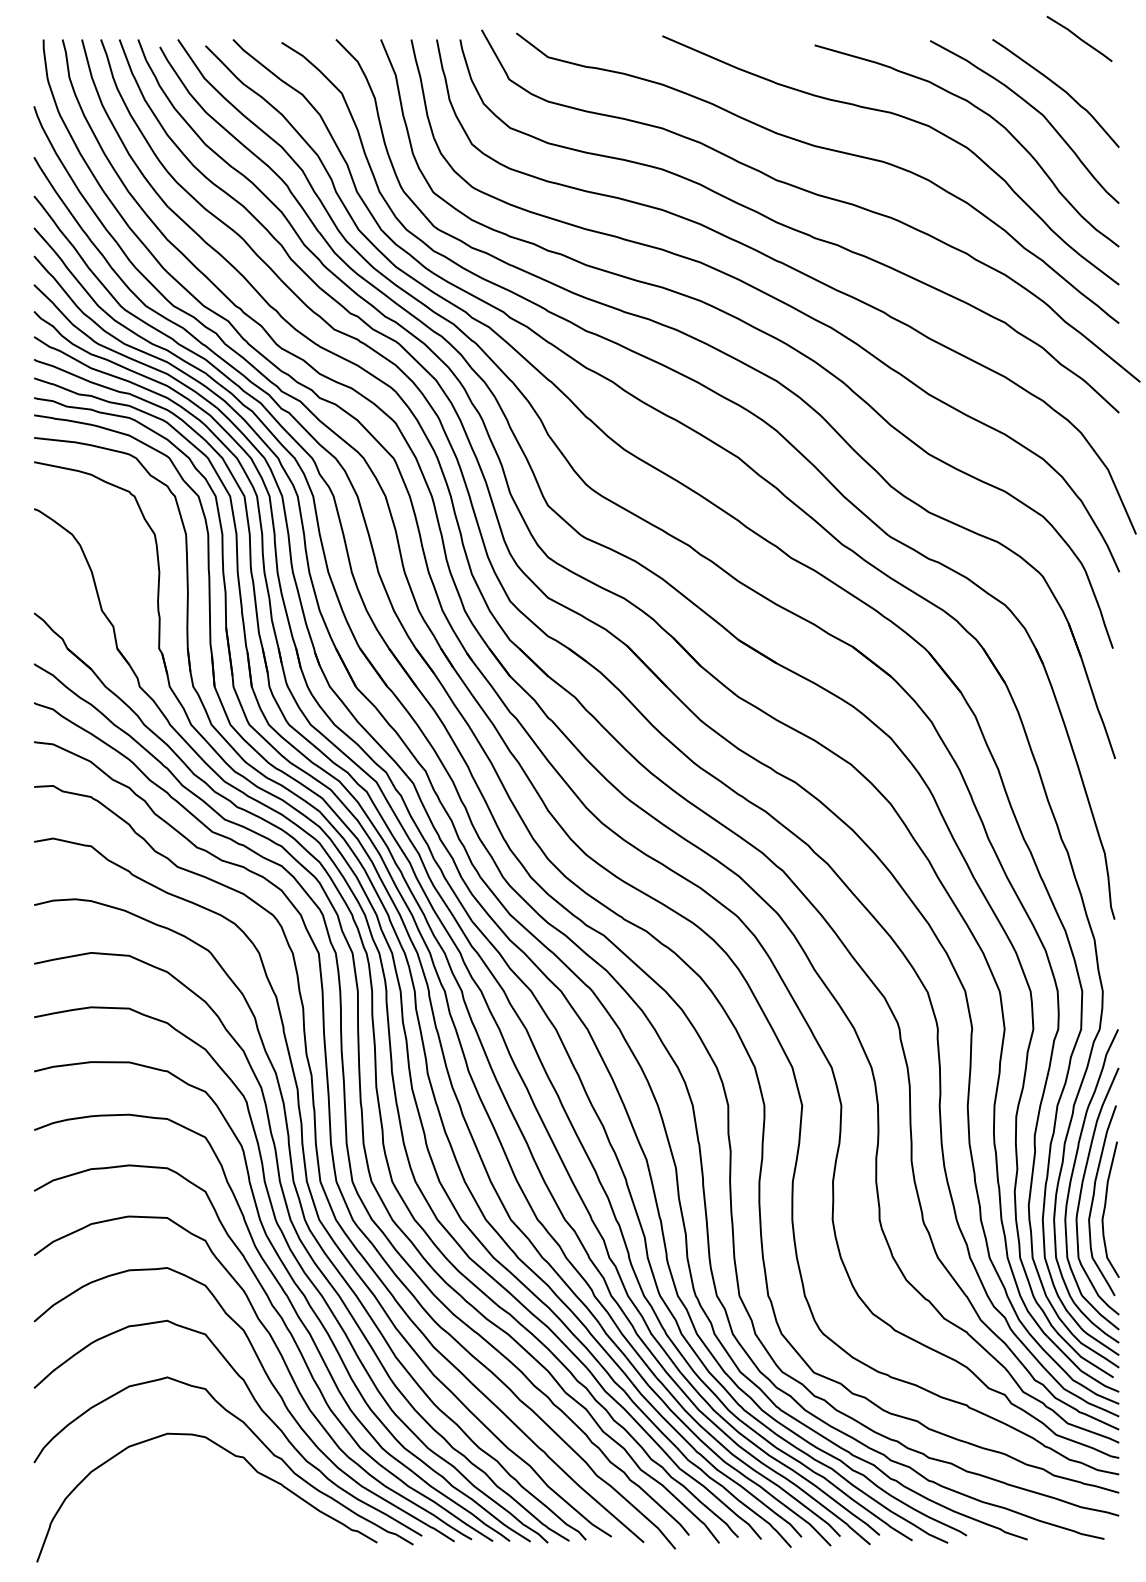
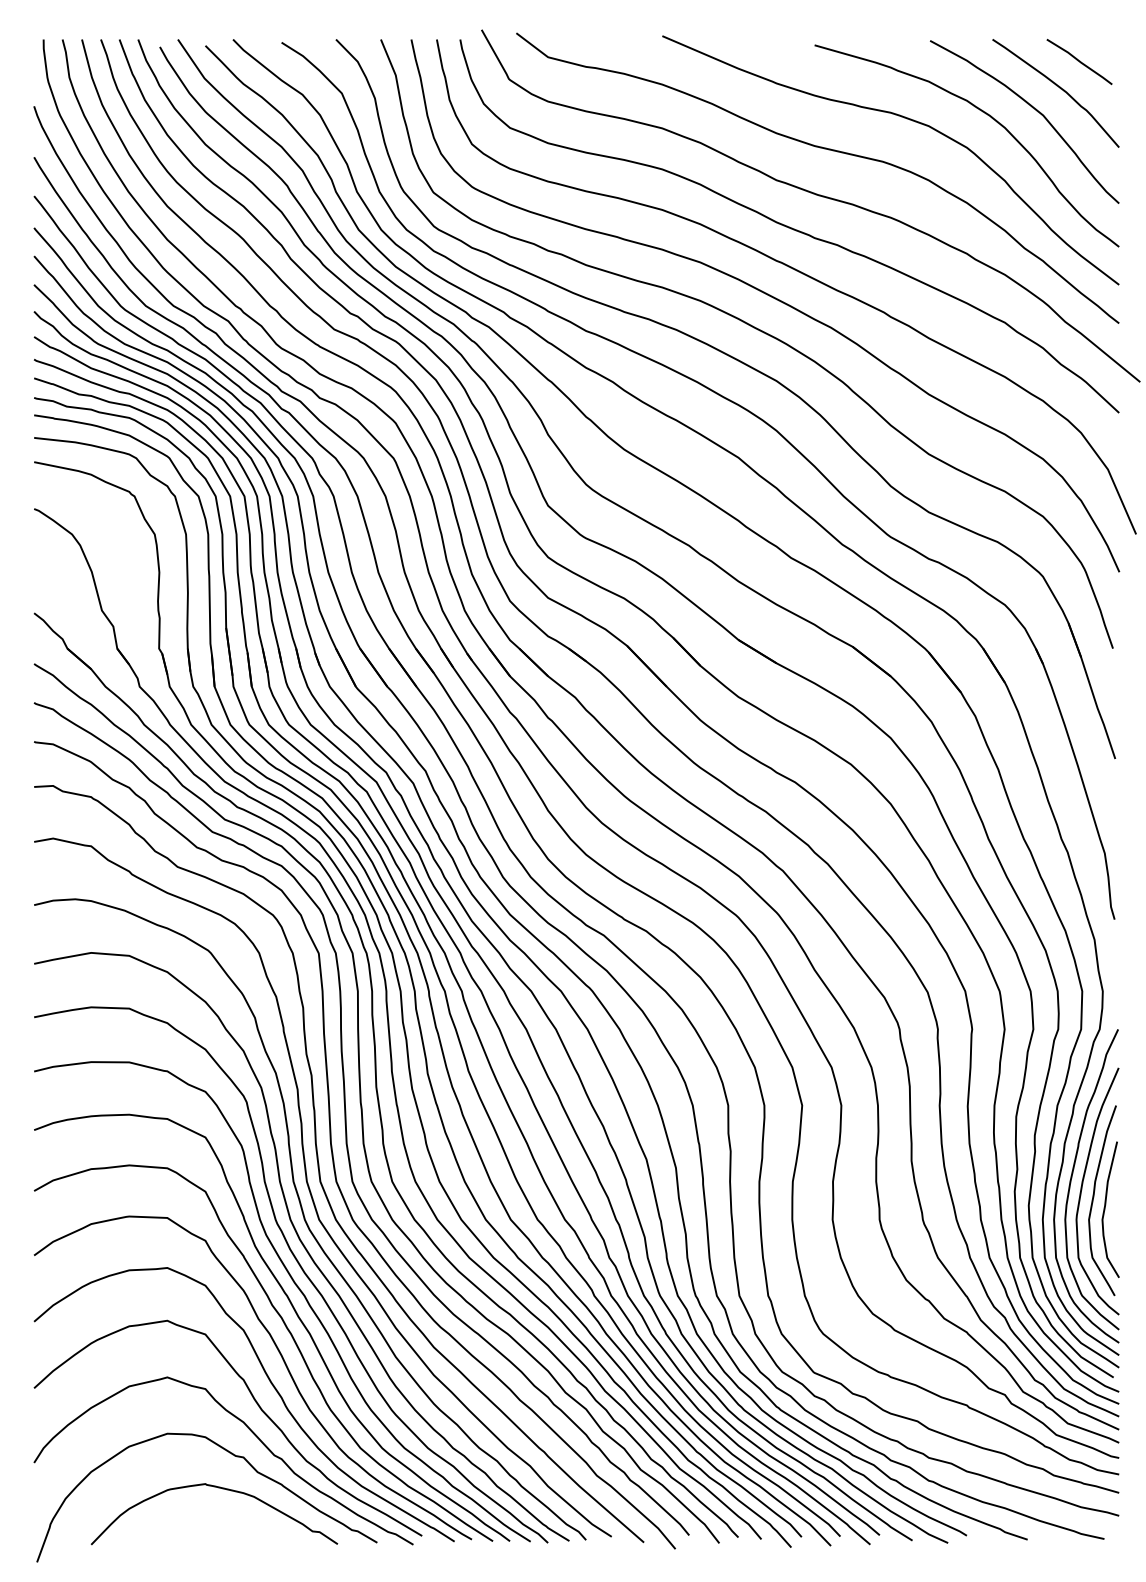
line position: (1079, 39) -> (1079, 62) (1079, 62)
curve: none -> present (222, 1489)
